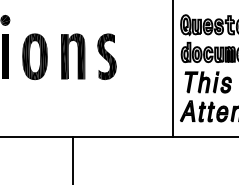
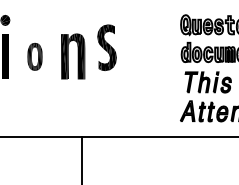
part size: 26x48 px -> 16x29 px (34, 56)
part position: (106, 56) -> (106, 47) (106, 47)
line: present -> none (172, 69)
line position: (73, 158) -> (82, 158) (82, 158)
